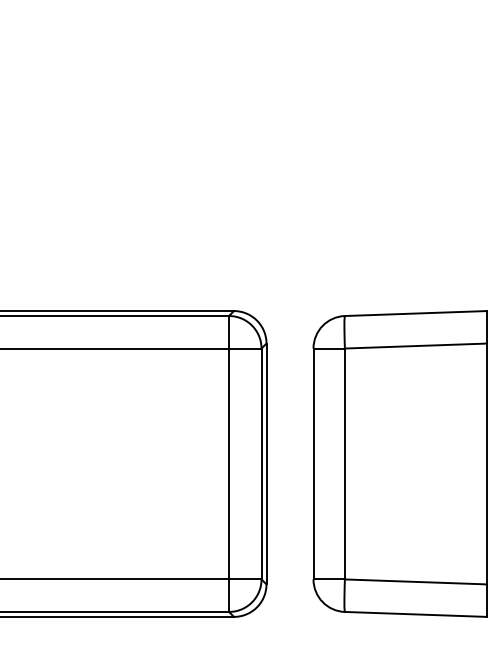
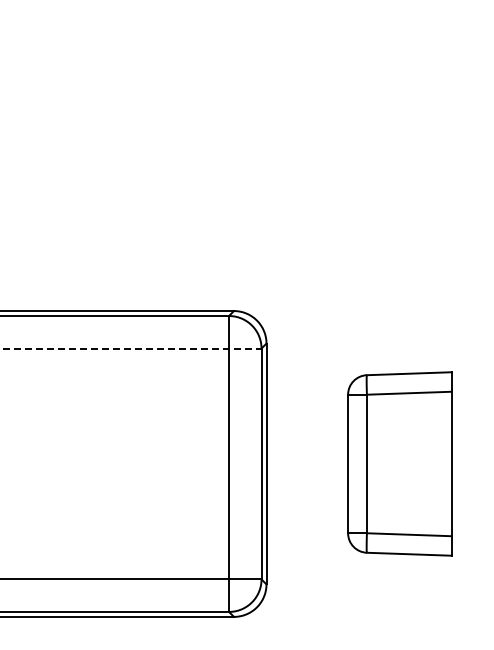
line: solid -> dashed (131, 348)
part size: 176x308 px -> 106x186 px (399, 463)
